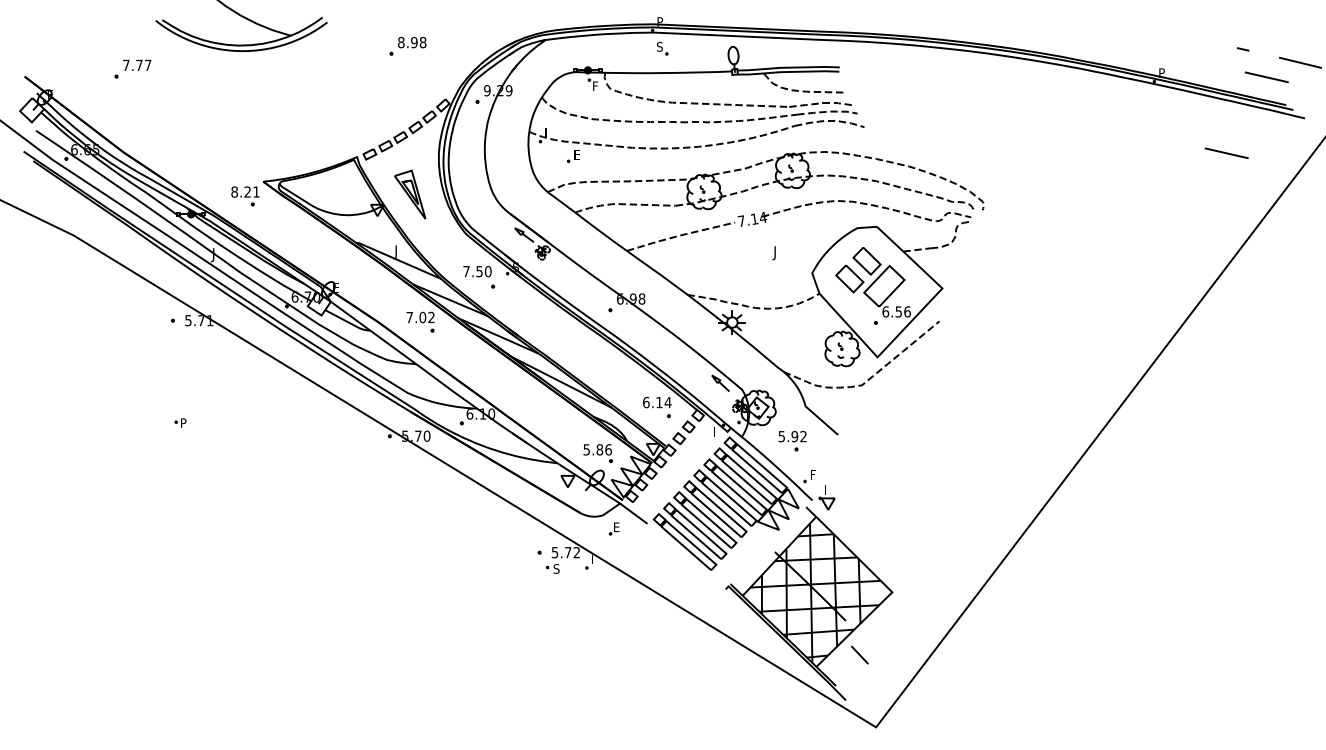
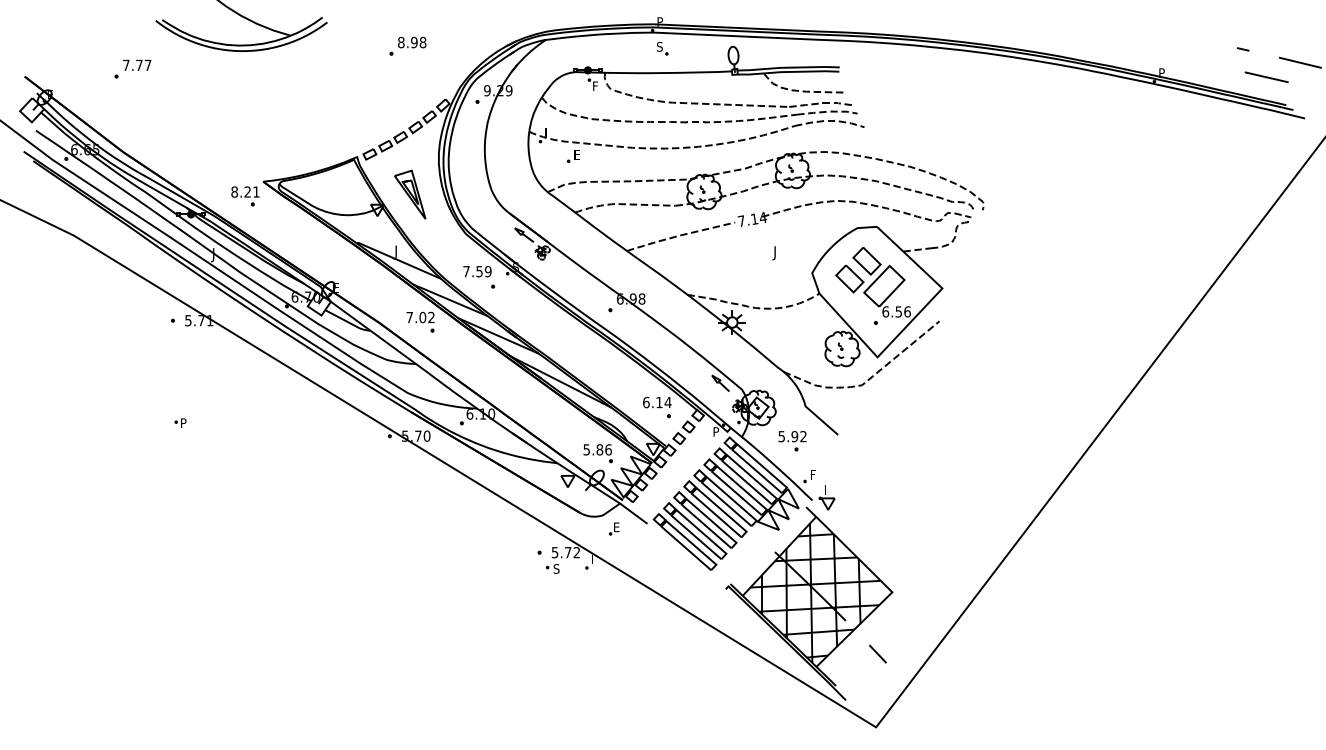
line: present -> none (1226, 153)
text: 7.50 -> 7.59 (487, 271)
text: I -> P (716, 431)
line position: (859, 654) -> (877, 653) (877, 653)
